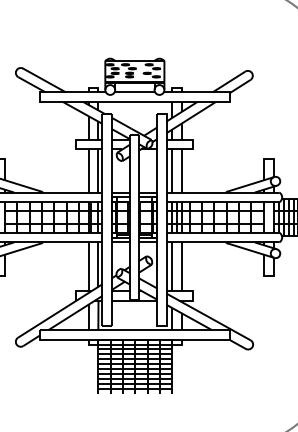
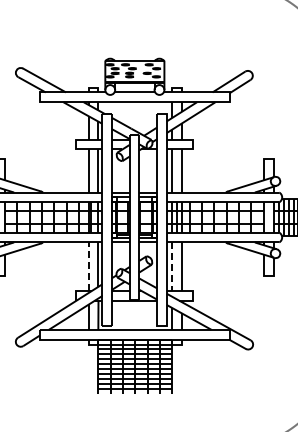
line: solid -> dashed (88, 266)
line: solid -> dashed (172, 267)
